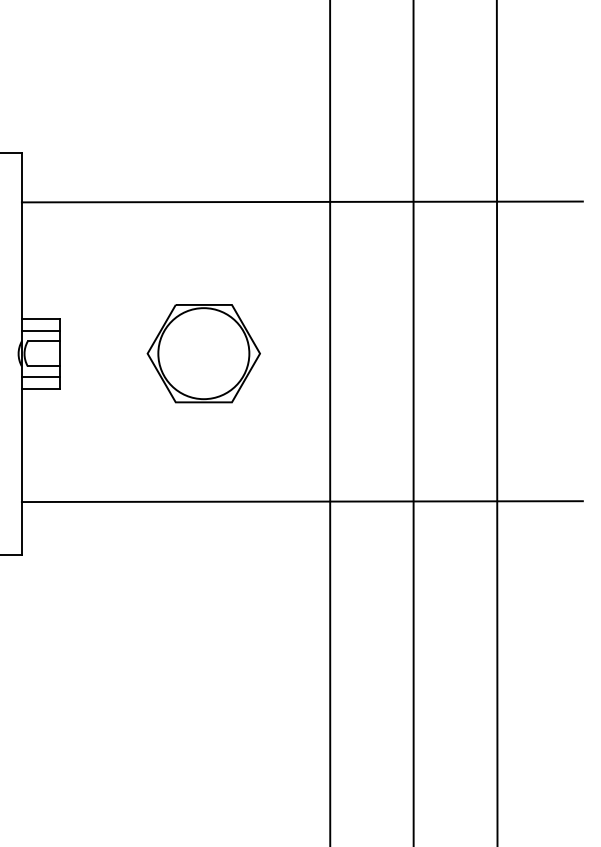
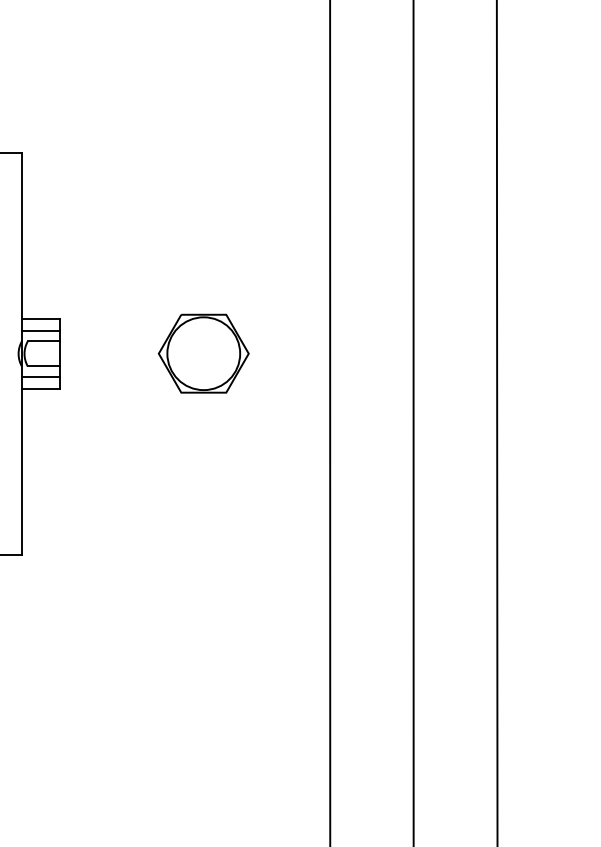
line: present -> none (301, 201)
part size: 115x100 px -> 93x81 px (203, 353)
line: present -> none (301, 501)
